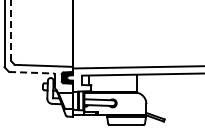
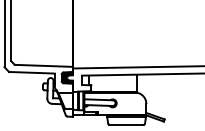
line: dashed -> solid (11, 30)
line: dashed -> solid (31, 72)
